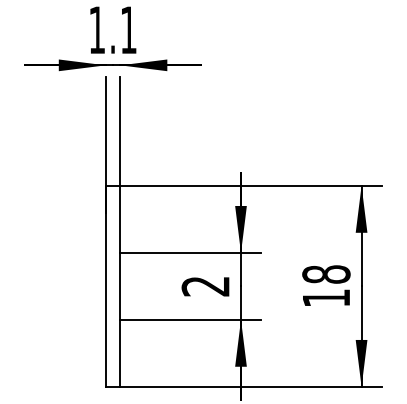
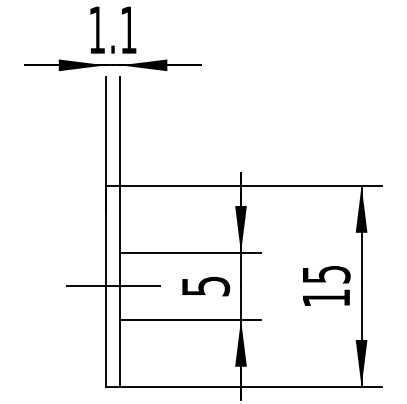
text: 18 -> 15 (326, 274)
line: none -> present (112, 286)
text: 2 -> 5 (205, 286)
